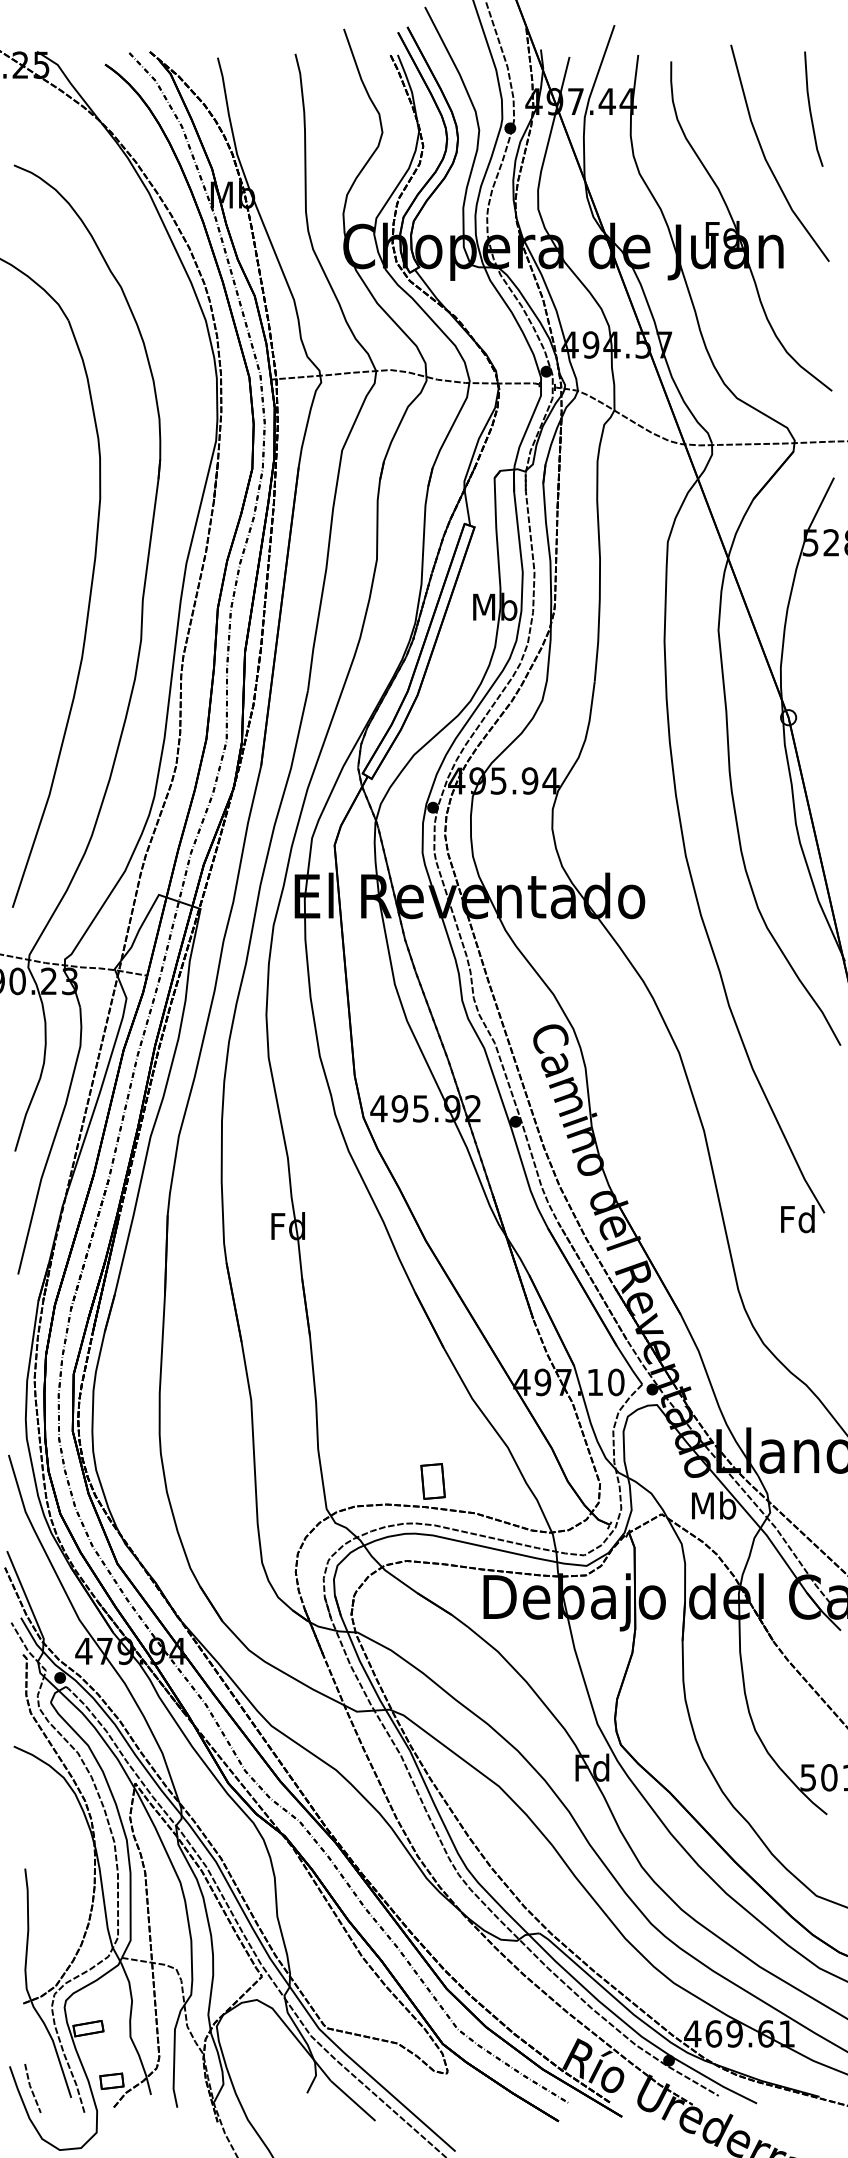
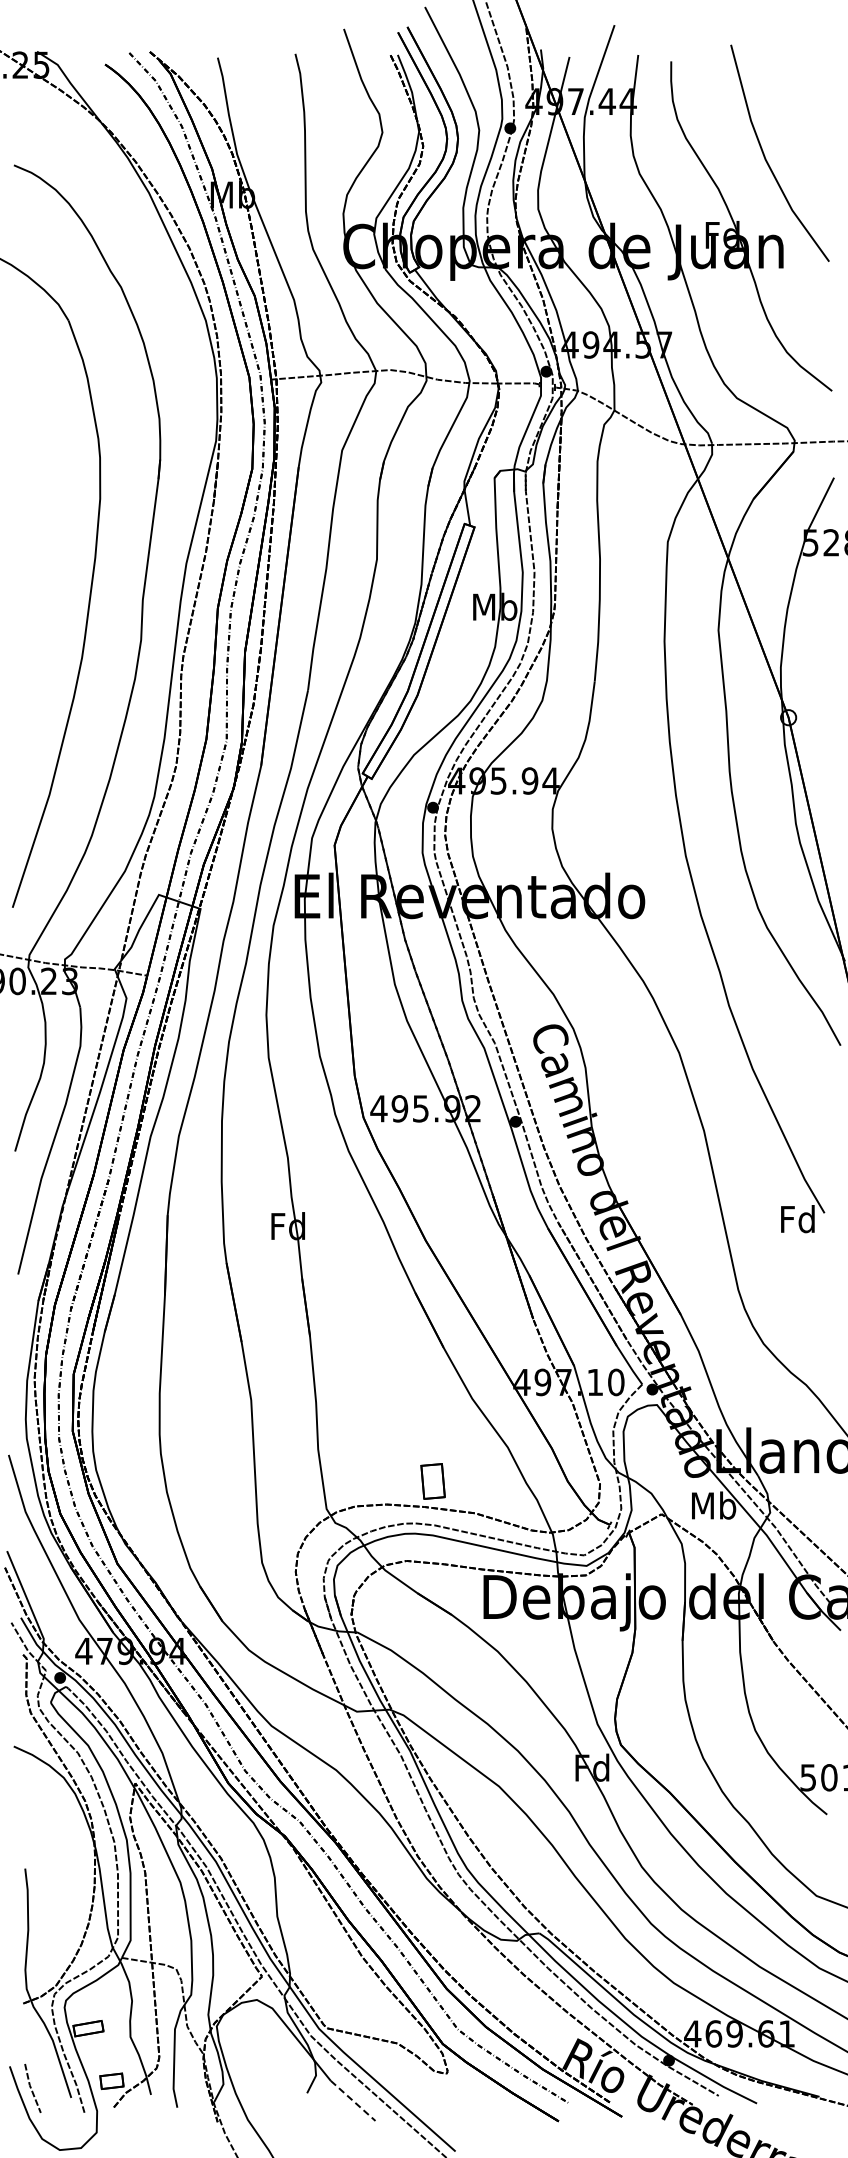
line: present -> none (811, 110)
line: solid -> dashed (353, 2101)
